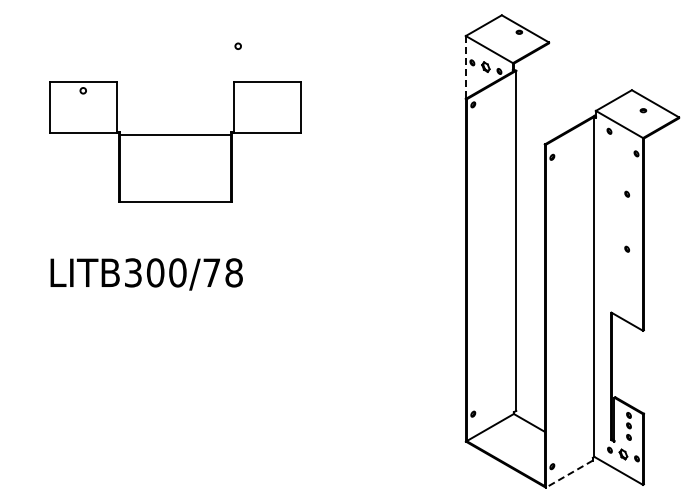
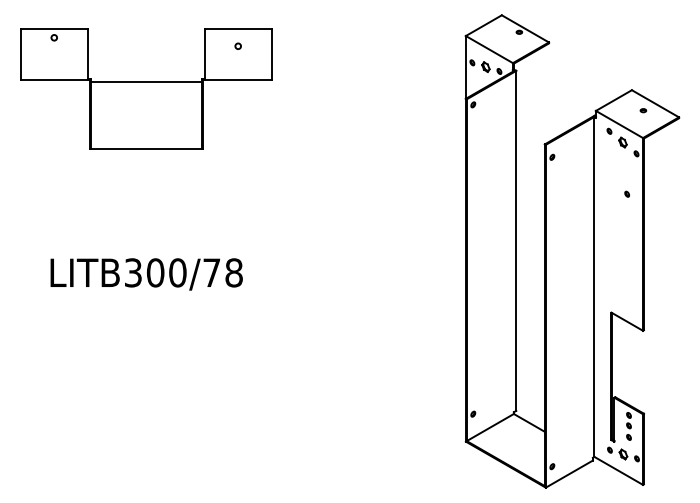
line: dashed -> solid (465, 67)
part position: (175, 141) -> (146, 88) (146, 88)
part: none -> present (622, 142)
part: present -> none (627, 248)
line: dashed -> solid (568, 474)
